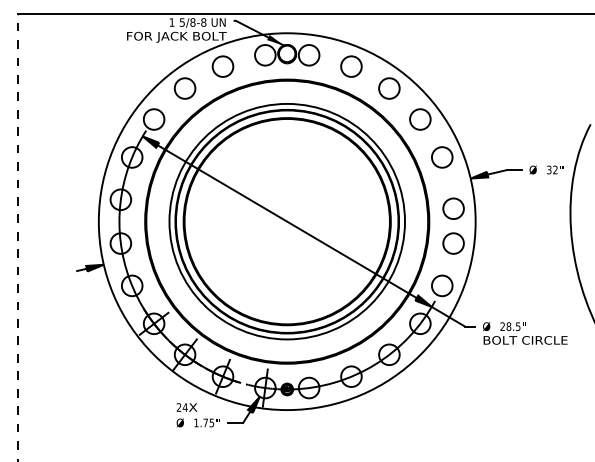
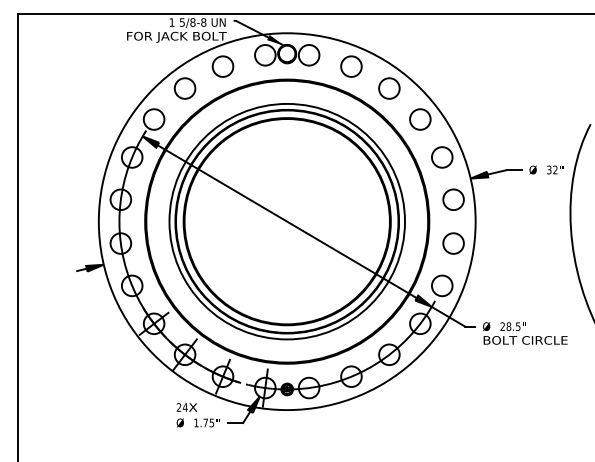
circle position: (453, 208) -> (453, 199) (453, 199)
line: dashed -> solid (17, 237)
